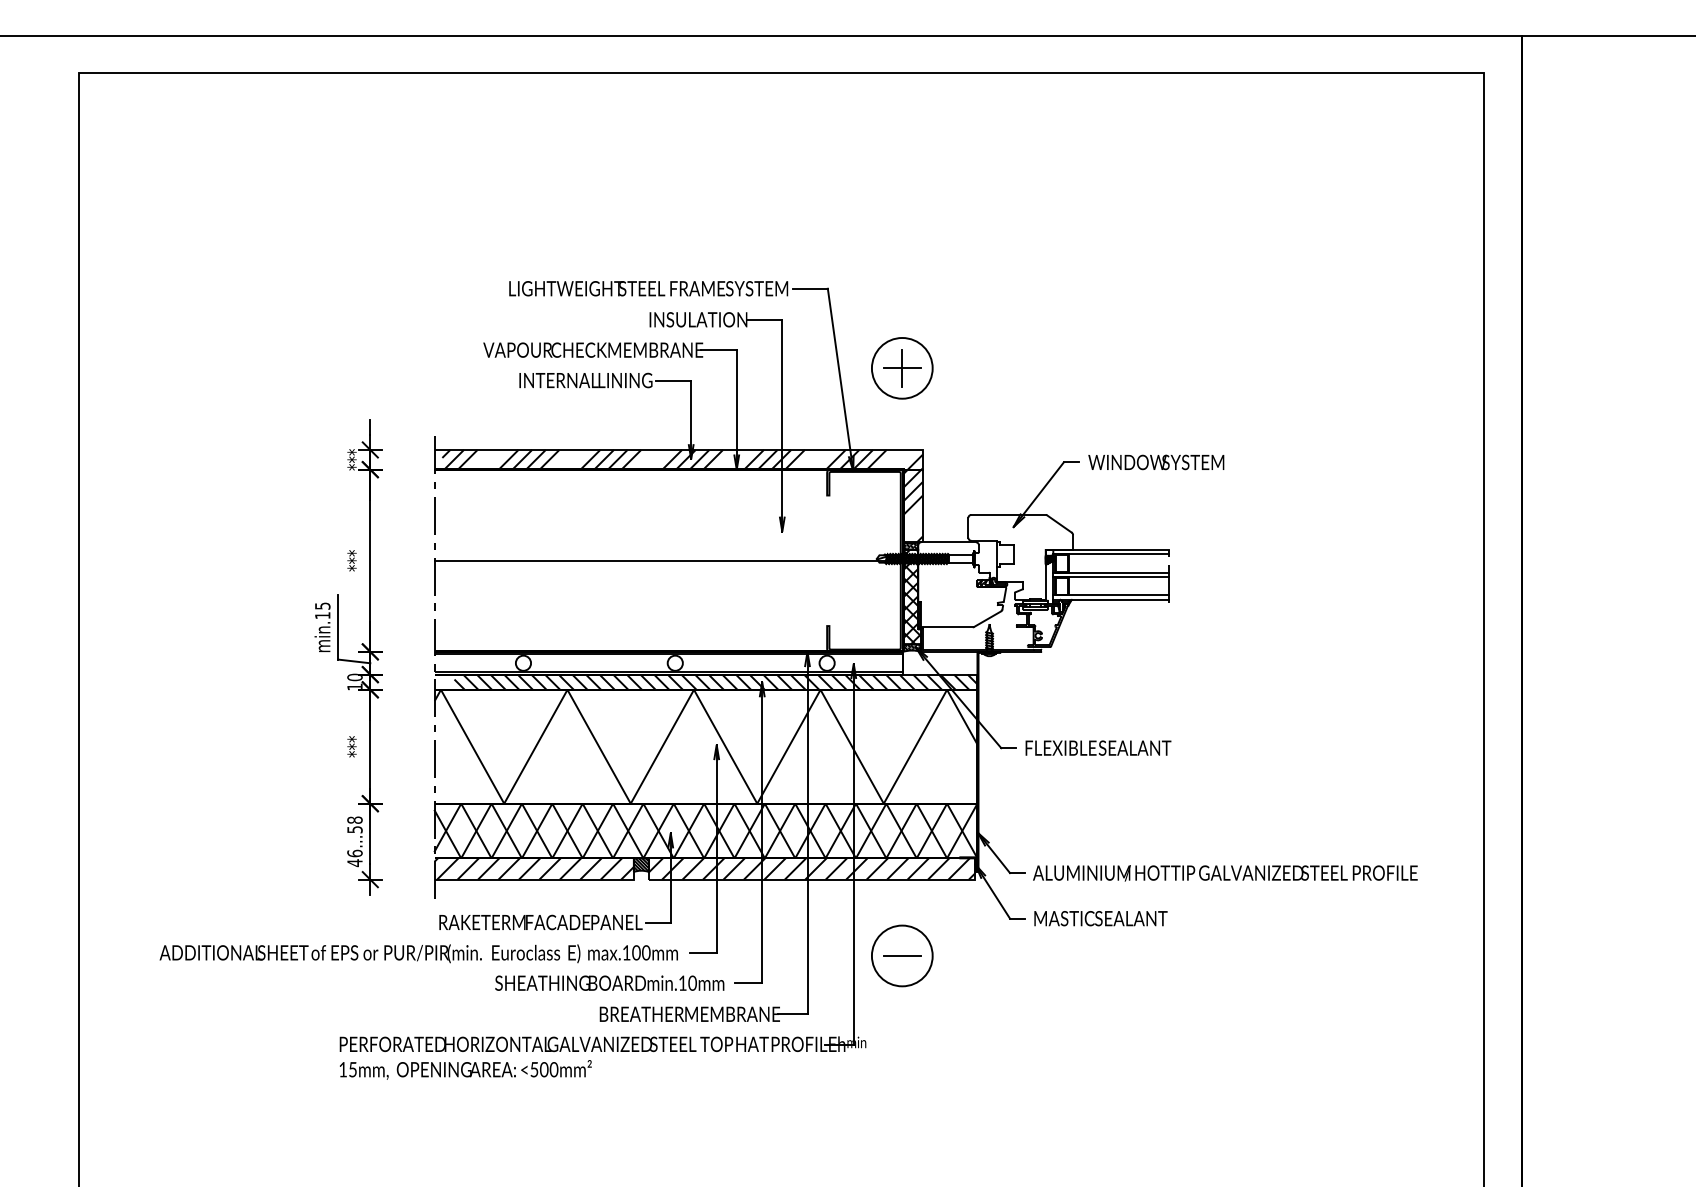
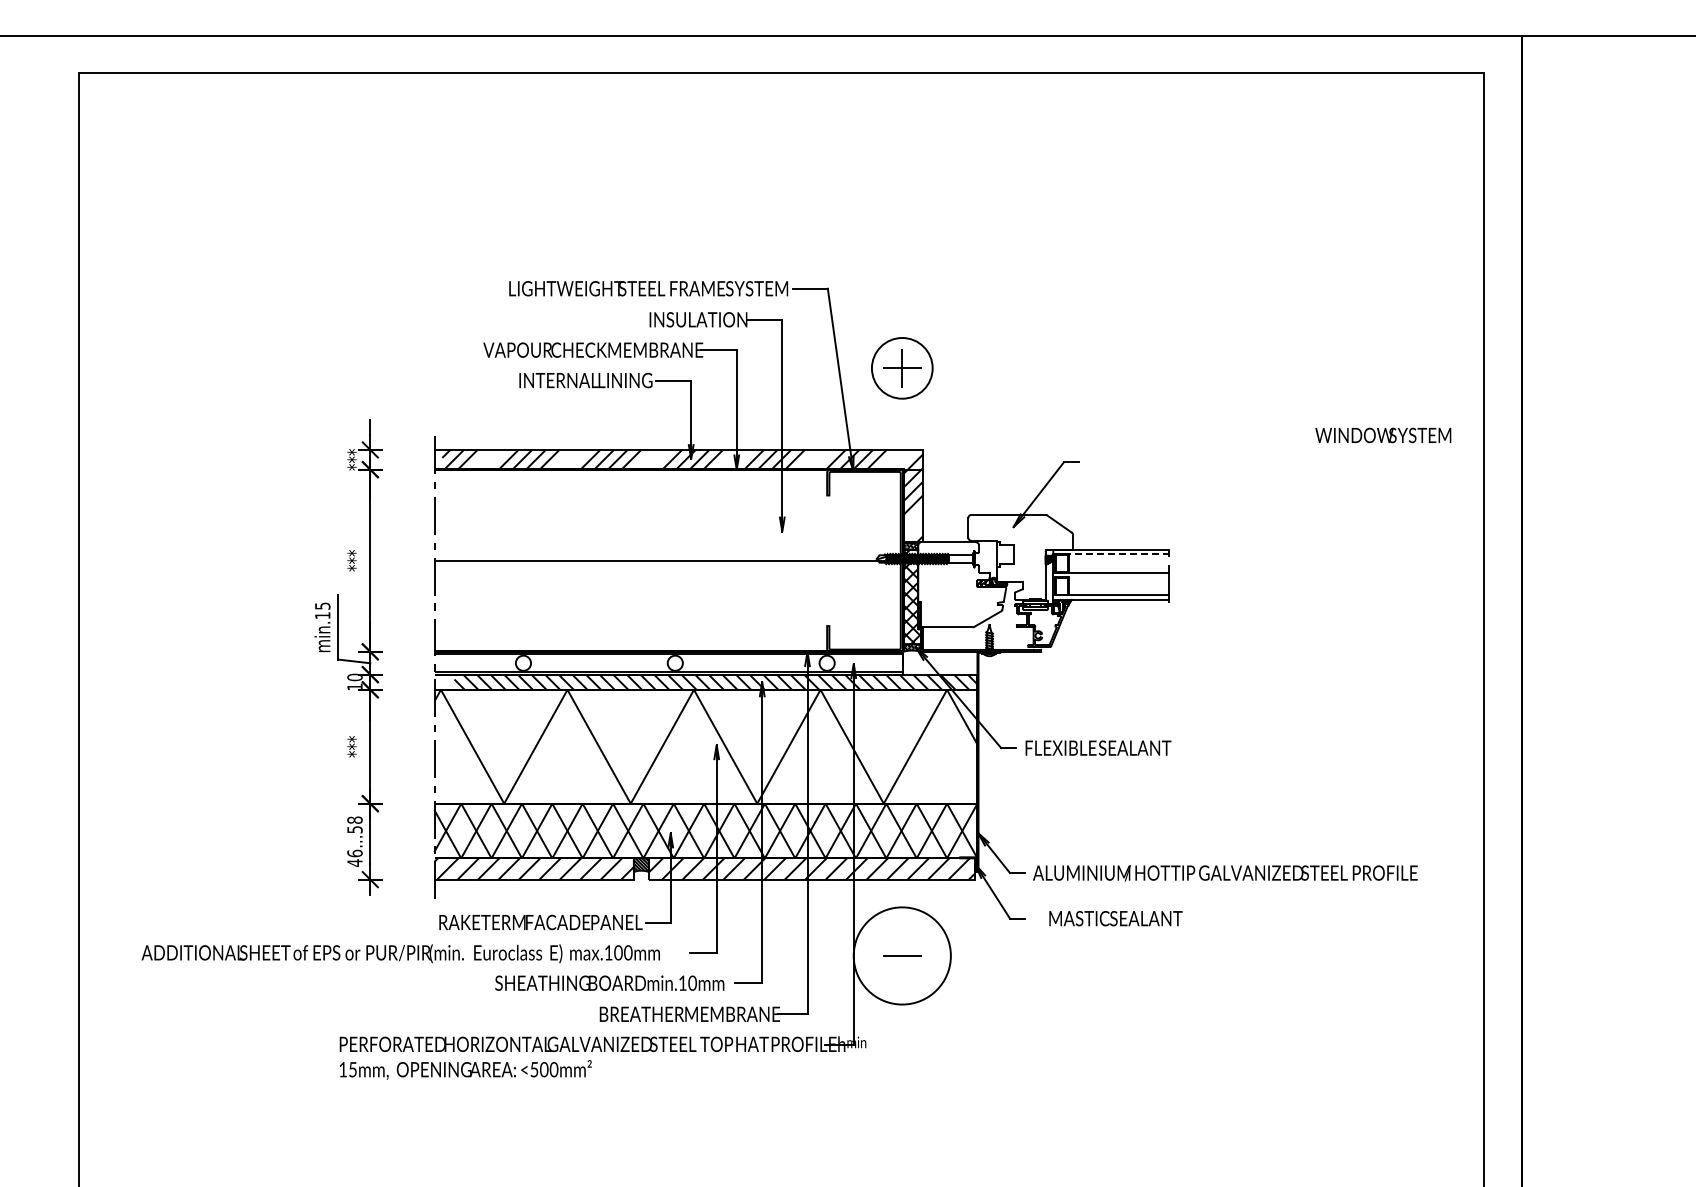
text position: (1156, 462) -> (1383, 435) (1383, 435)
line: solid -> dashed (1111, 554)
line: present -> none (1111, 577)
text position: (1100, 918) -> (1115, 918) (1115, 918)
text position: (418, 953) -> (400, 953) (400, 953)
circle diameter: 61 px -> 97 px (901, 955)
